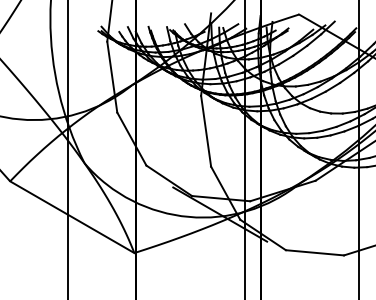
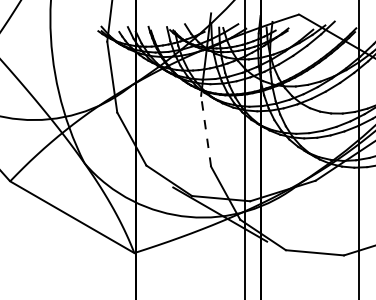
line: solid -> dashed (206, 131)
line: present -> none (68, 149)
